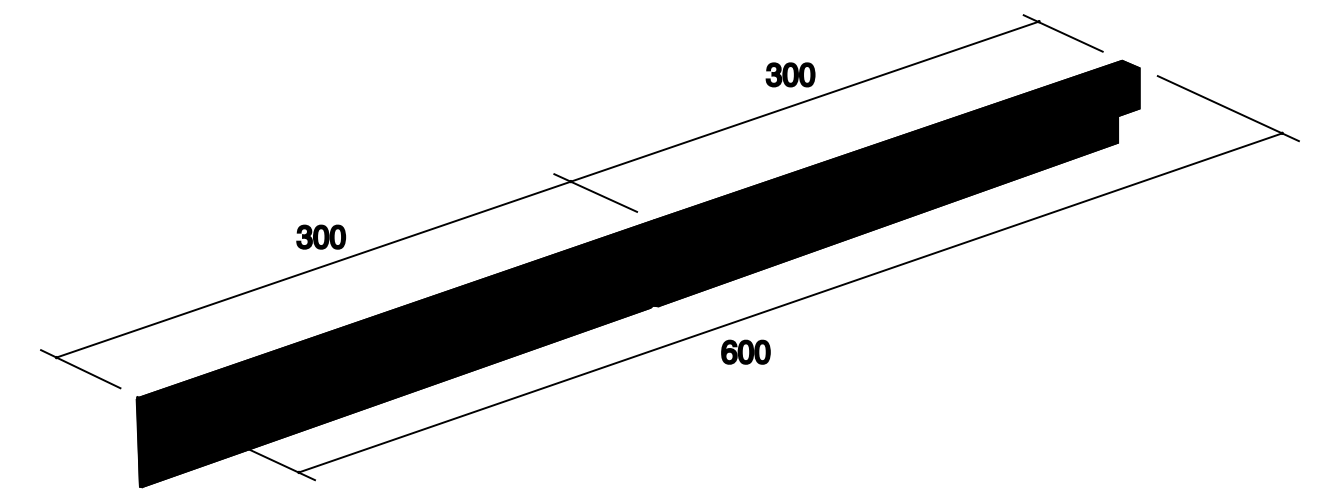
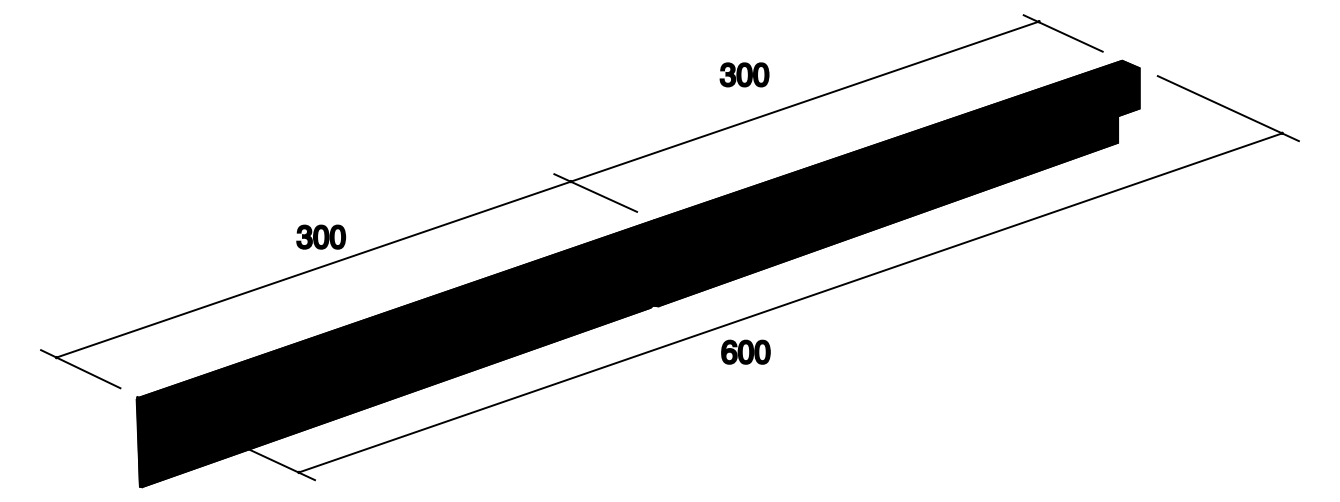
part position: (790, 74) -> (744, 74) (744, 74)
